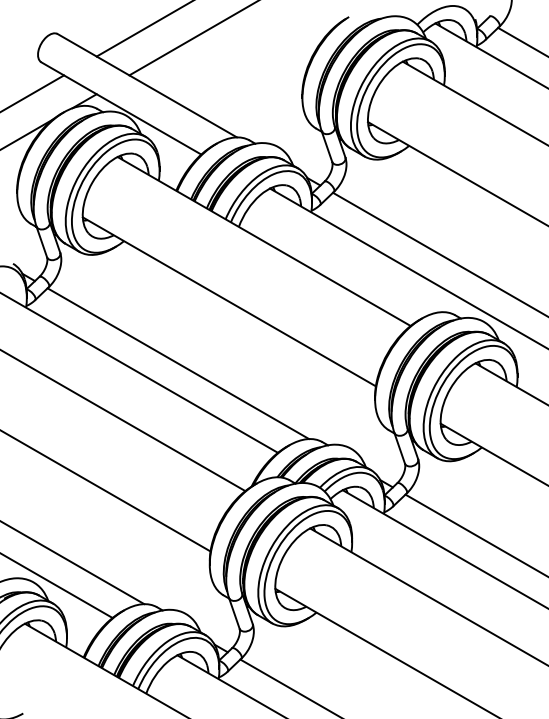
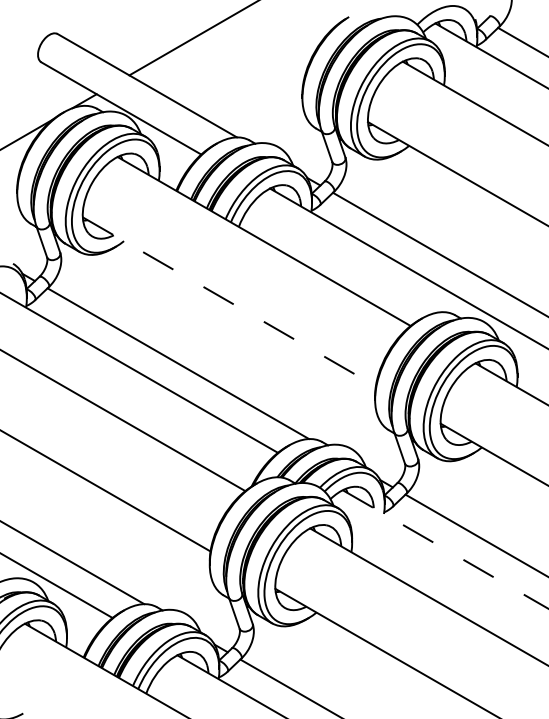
line: present -> none (143, 29)
line: present -> none (33, 93)
line: solid -> dashed (229, 302)
line: solid -> dashed (445, 549)
